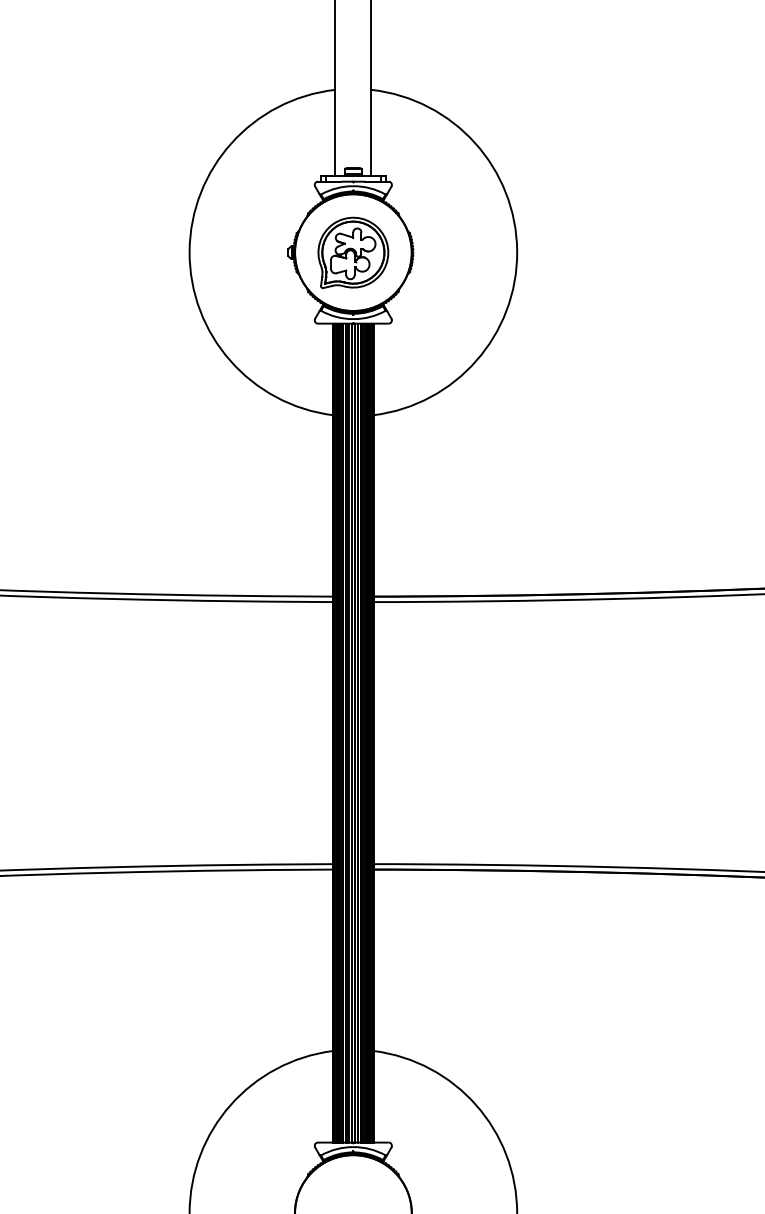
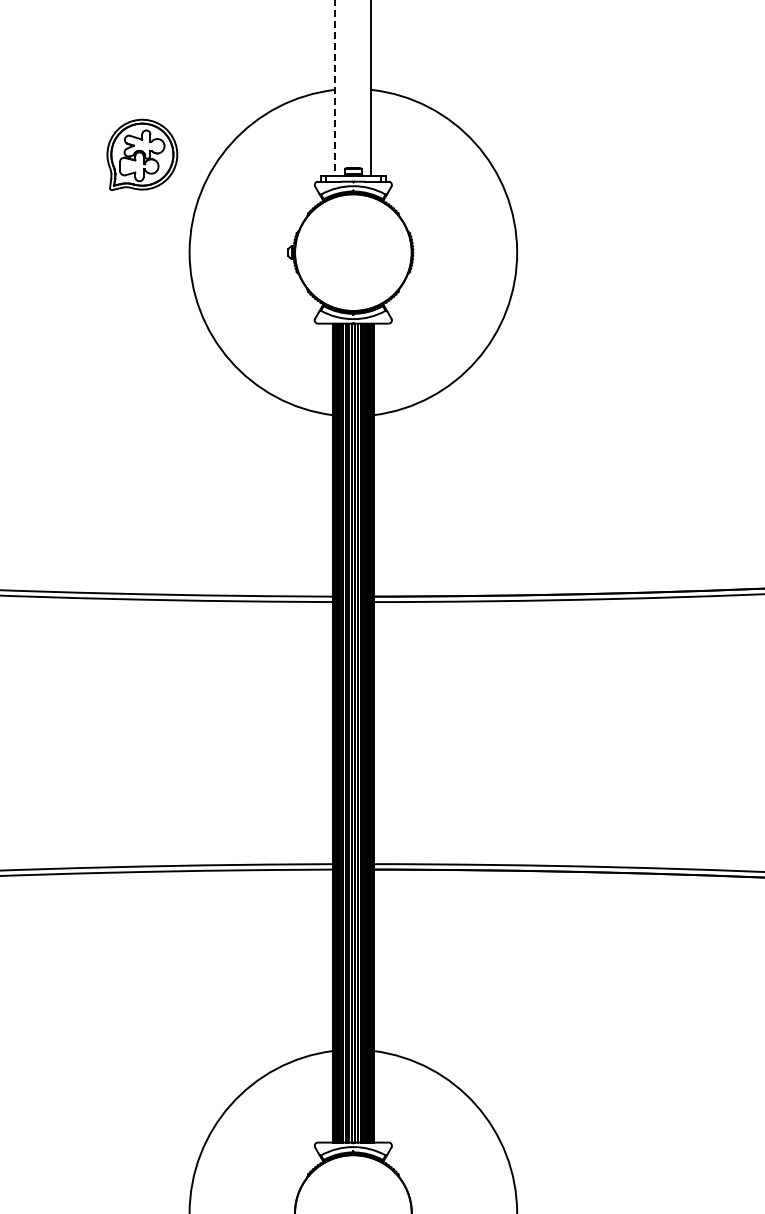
line: solid -> dashed (335, 88)
part position: (353, 252) -> (142, 154) (142, 154)
